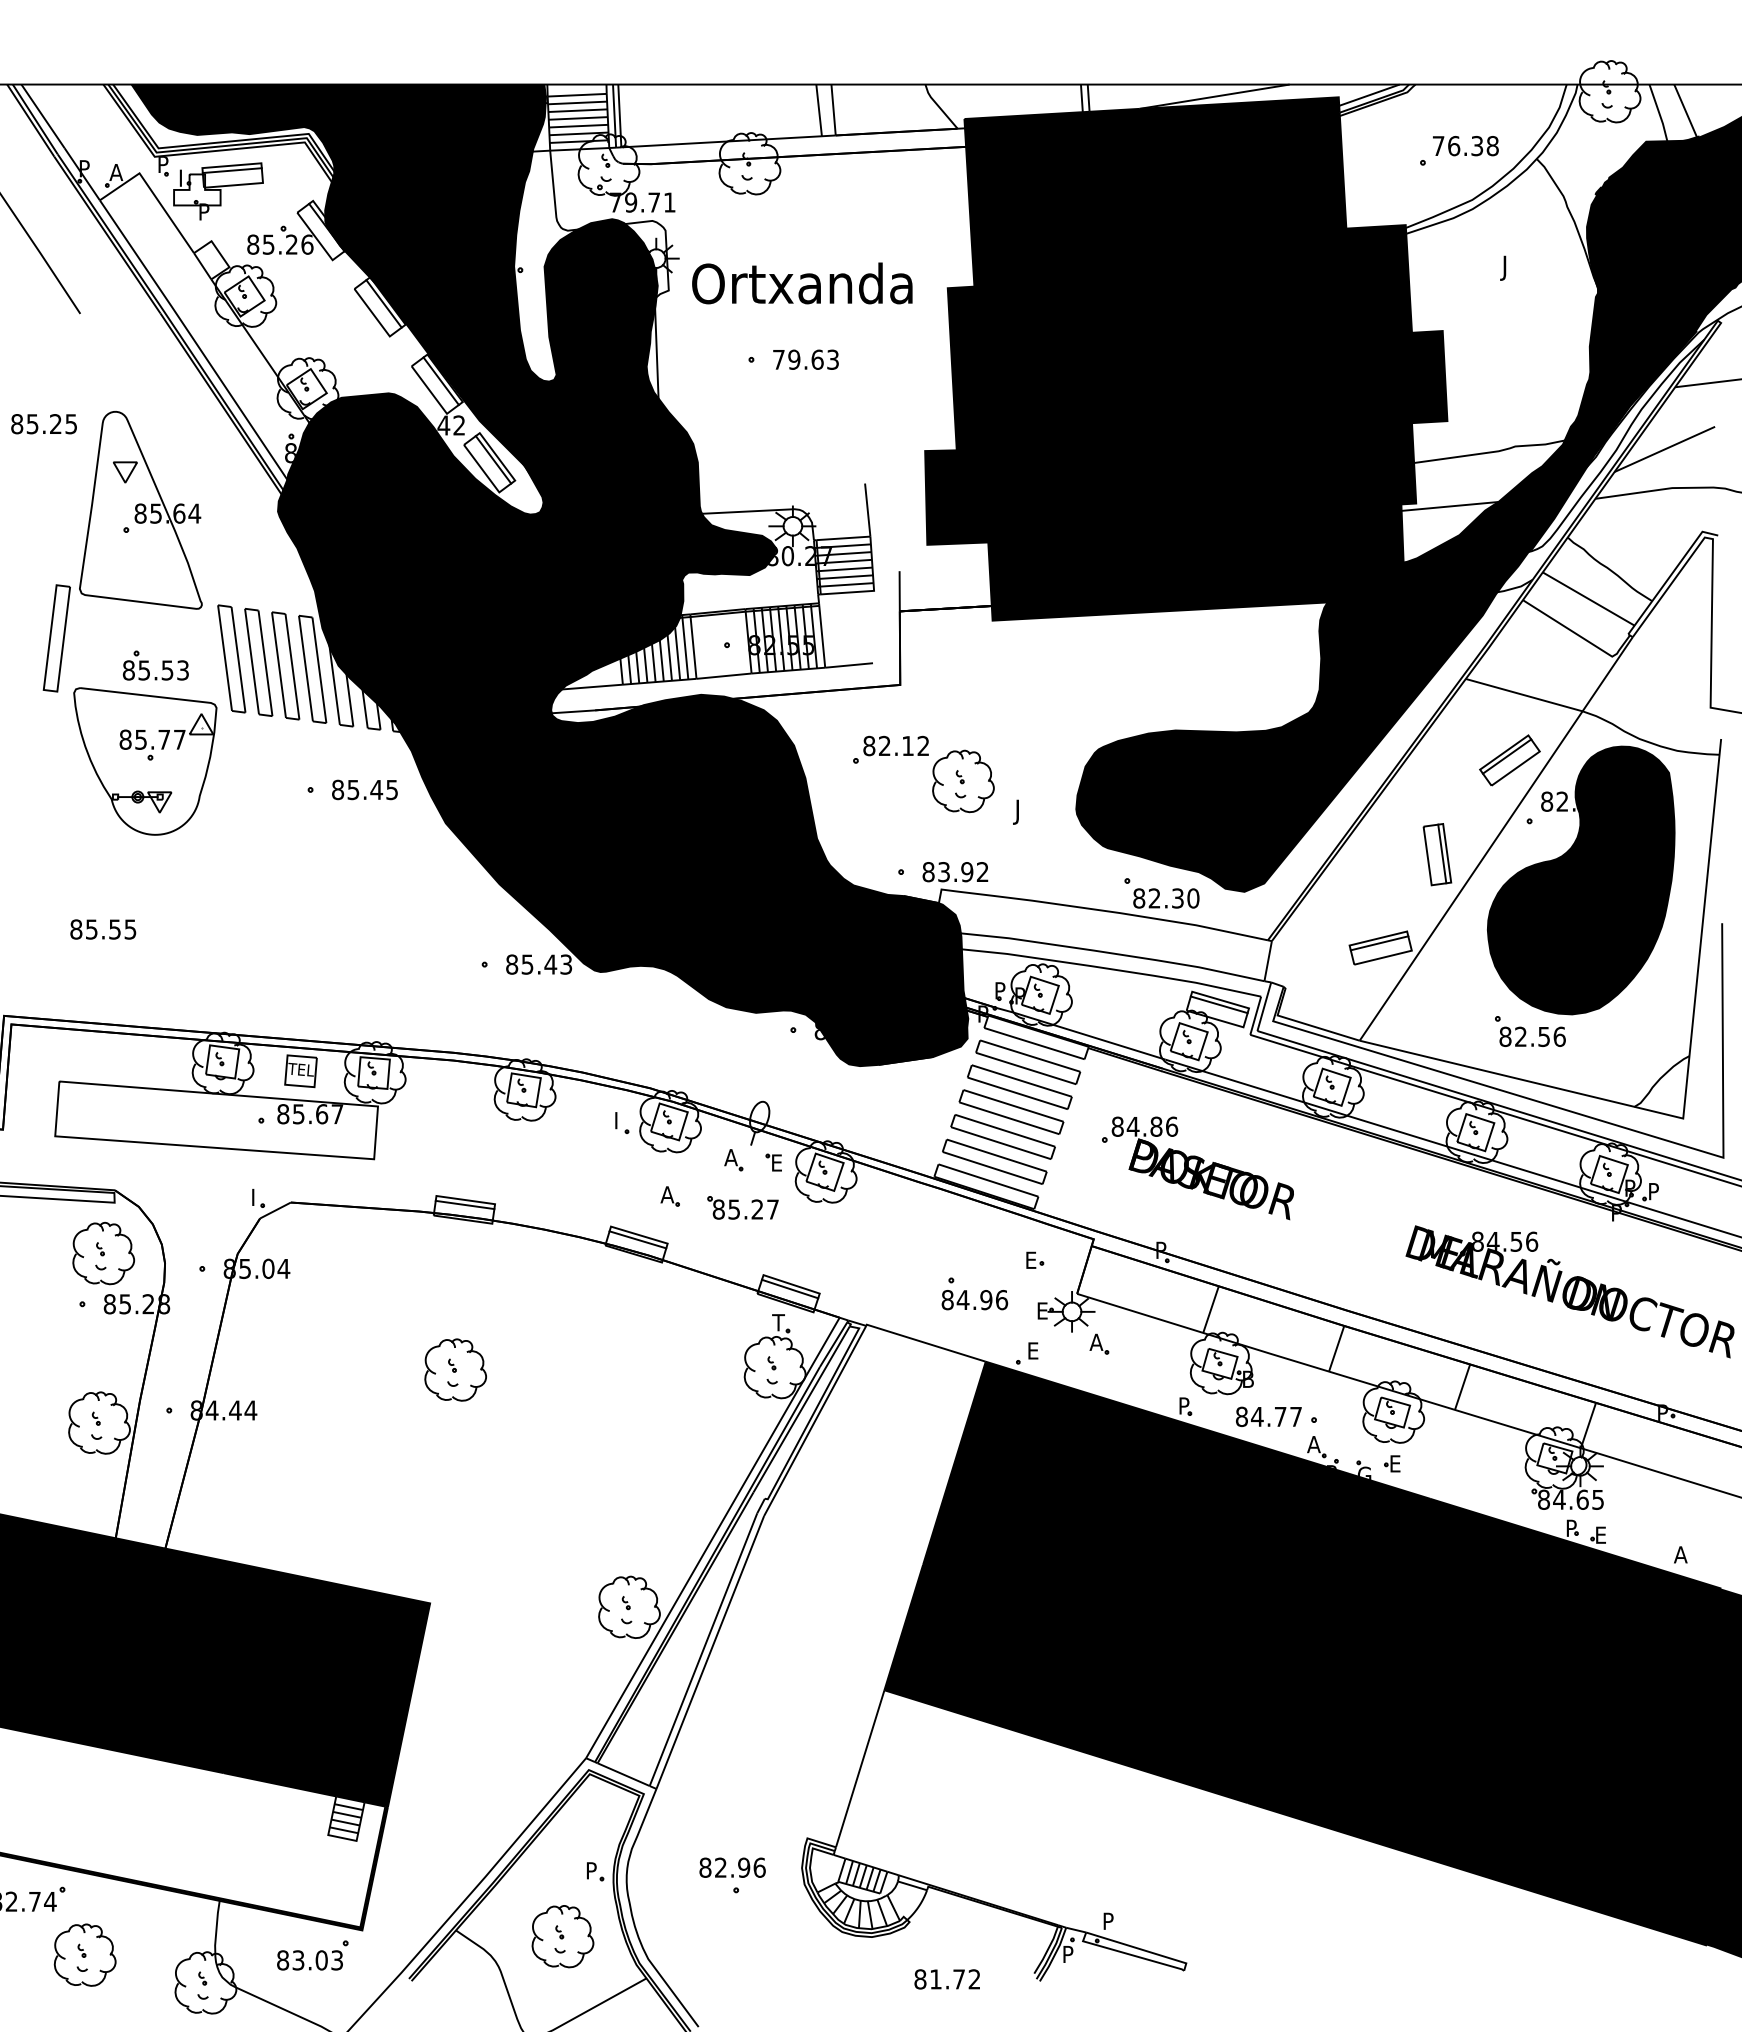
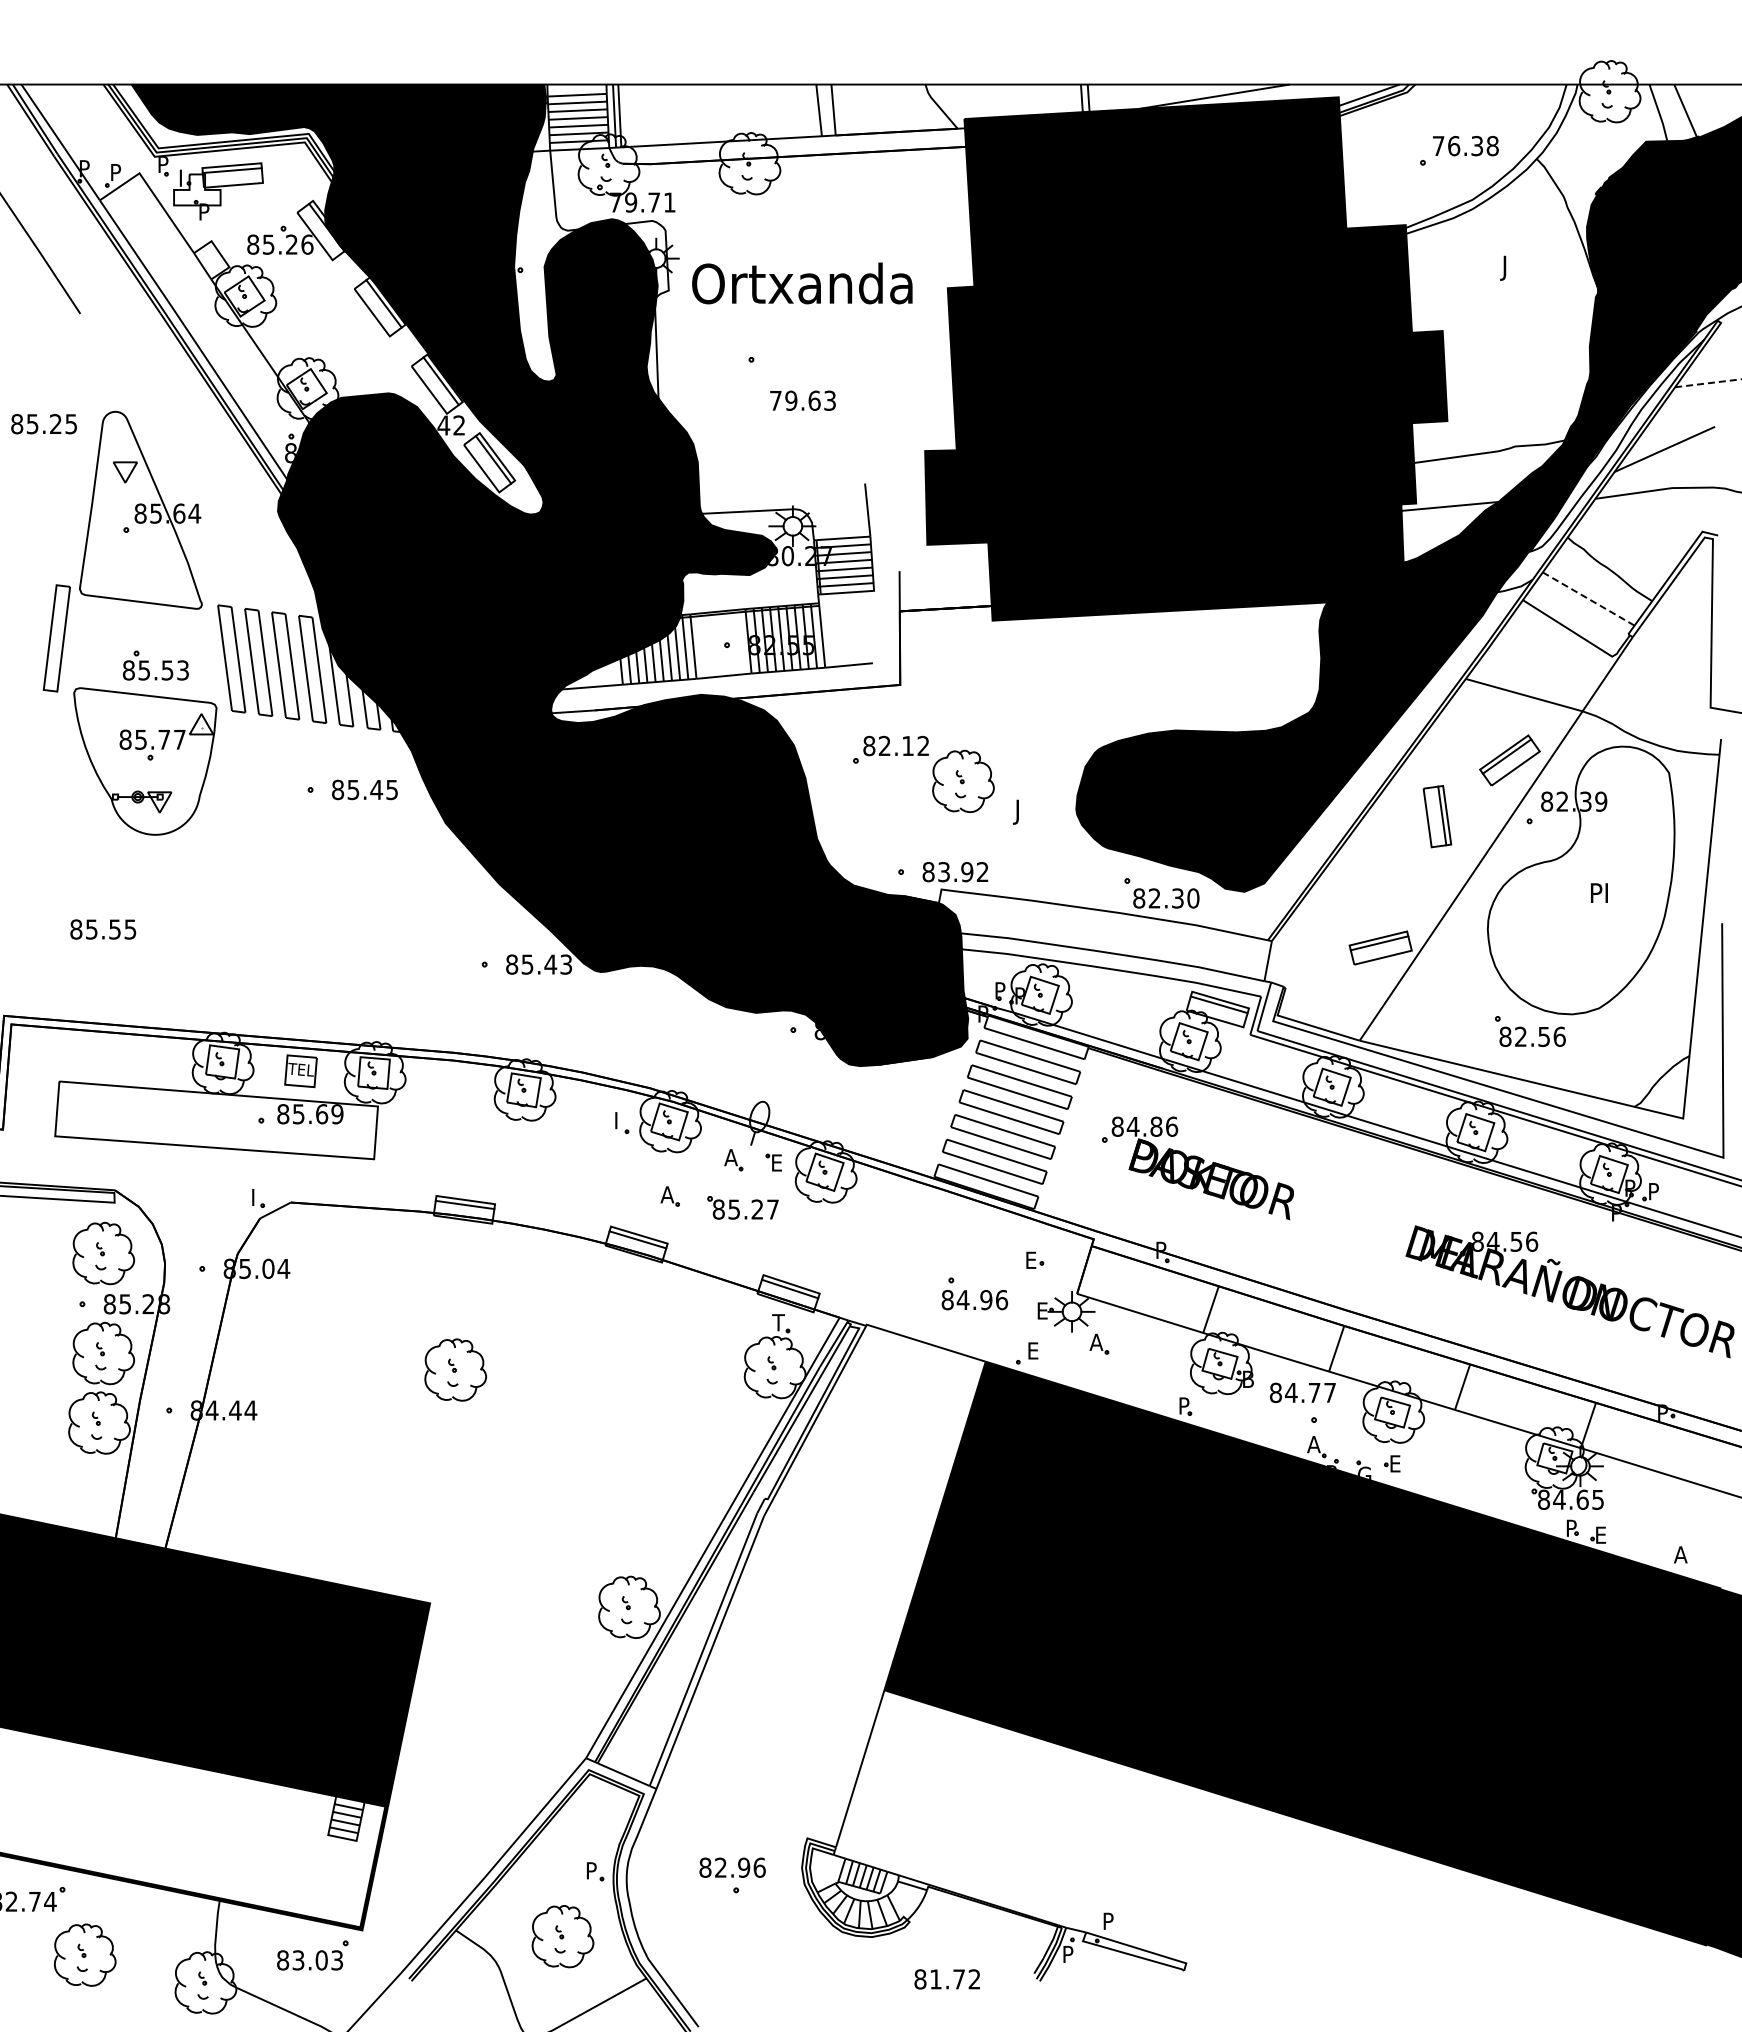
text: A -> P (116, 172)
text position: (805, 359) -> (802, 400) (802, 400)
line: solid -> dashed (1708, 383)
line: solid -> dashed (1589, 599)
part position: (1437, 854) -> (1437, 816) (1437, 816)
fill: present -> none (1580, 880)
text: 85.67 -> 85.69 (337, 1114)
part: none -> present (103, 1353)
text position: (1268, 1416) -> (1302, 1392) (1302, 1392)
